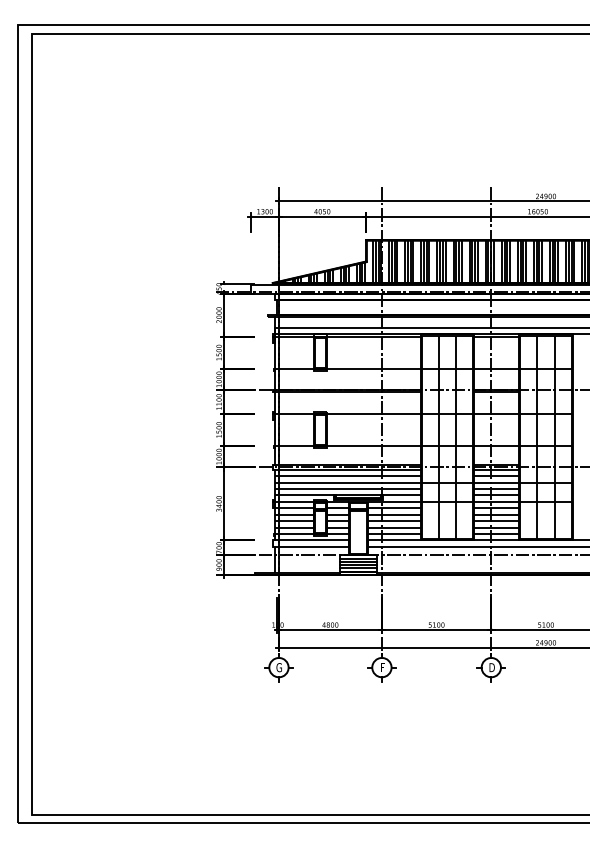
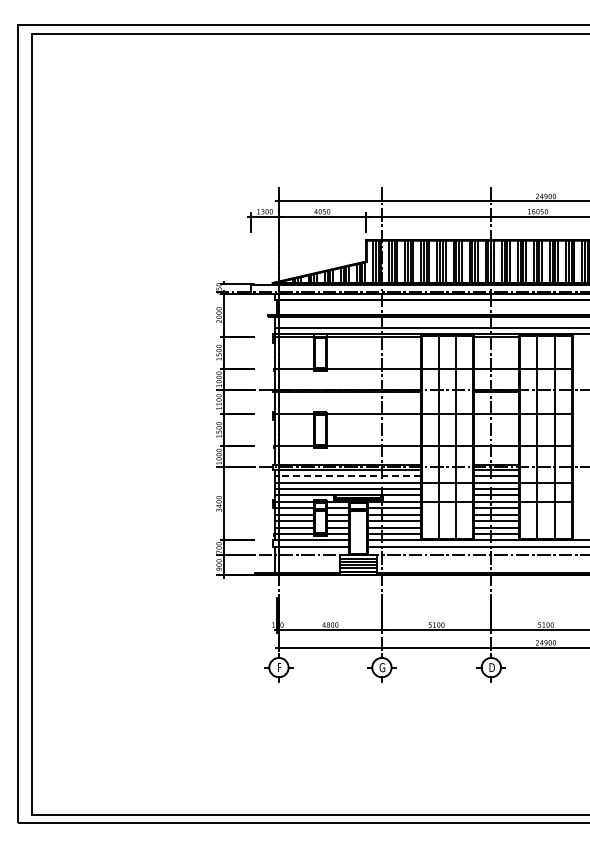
line: solid -> dashed (347, 476)
text: G -> F (278, 667)
text: F -> G (382, 667)
